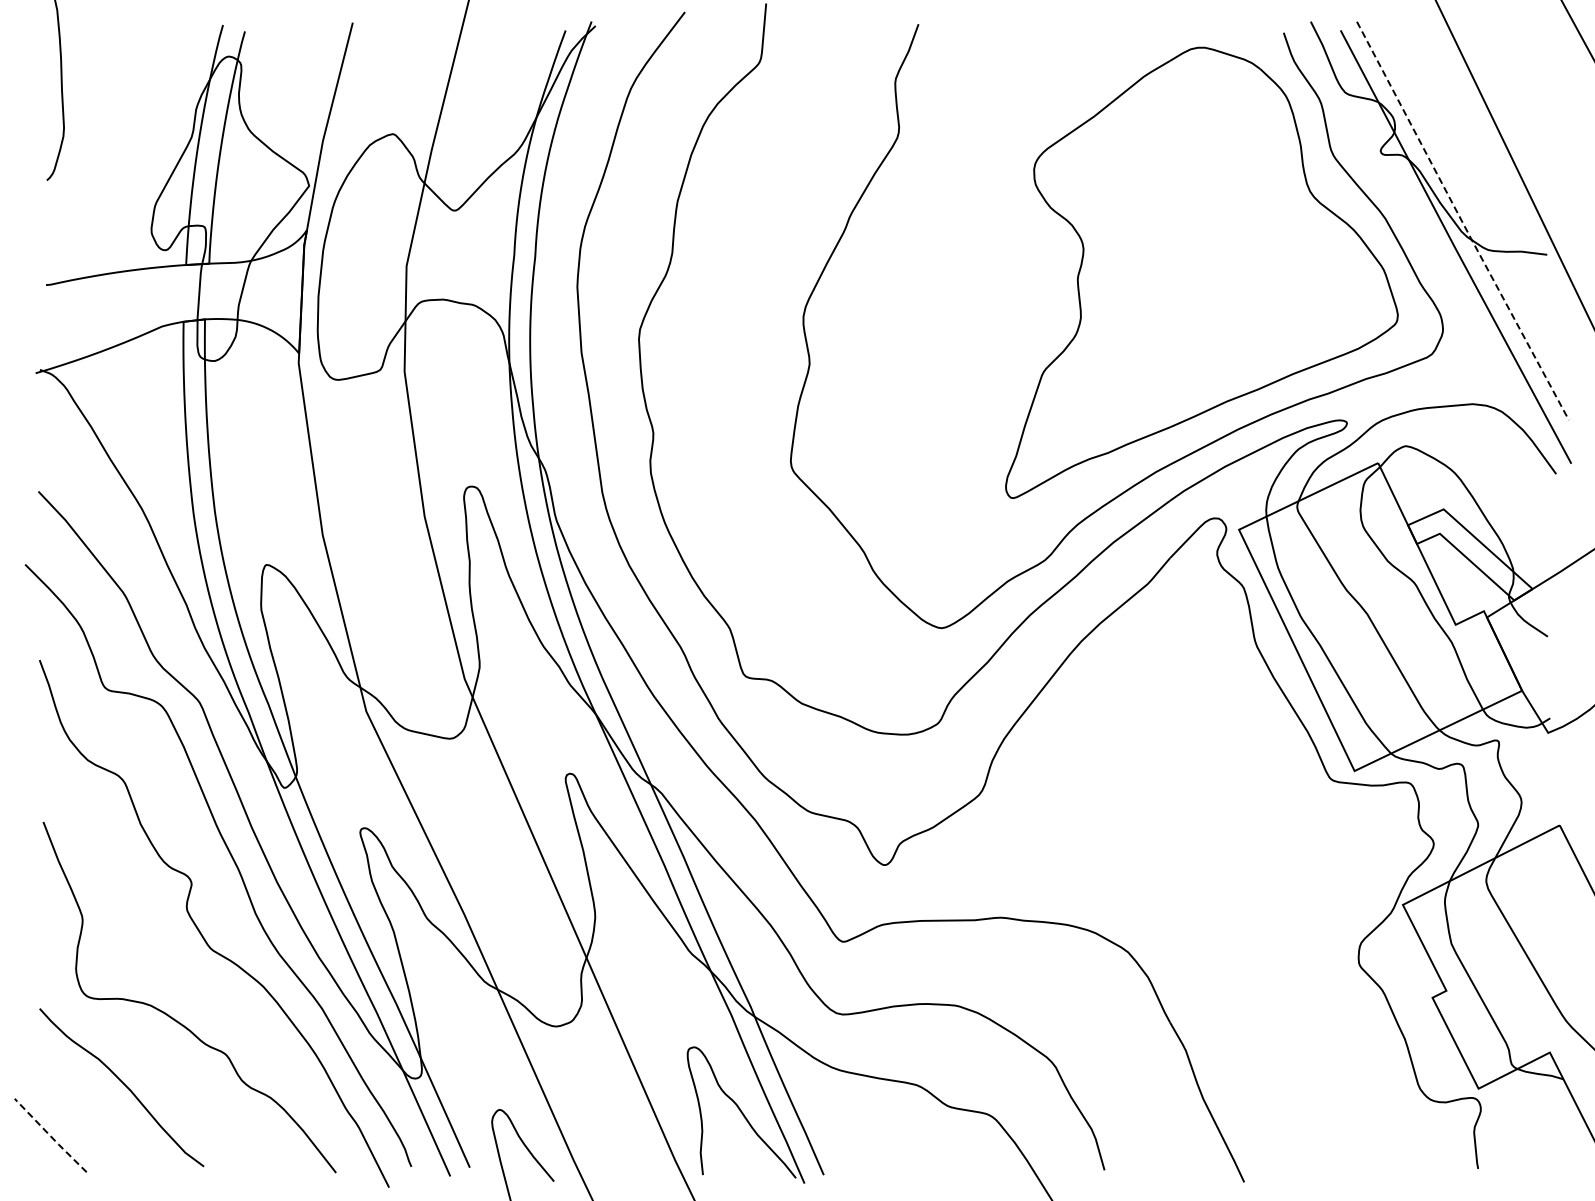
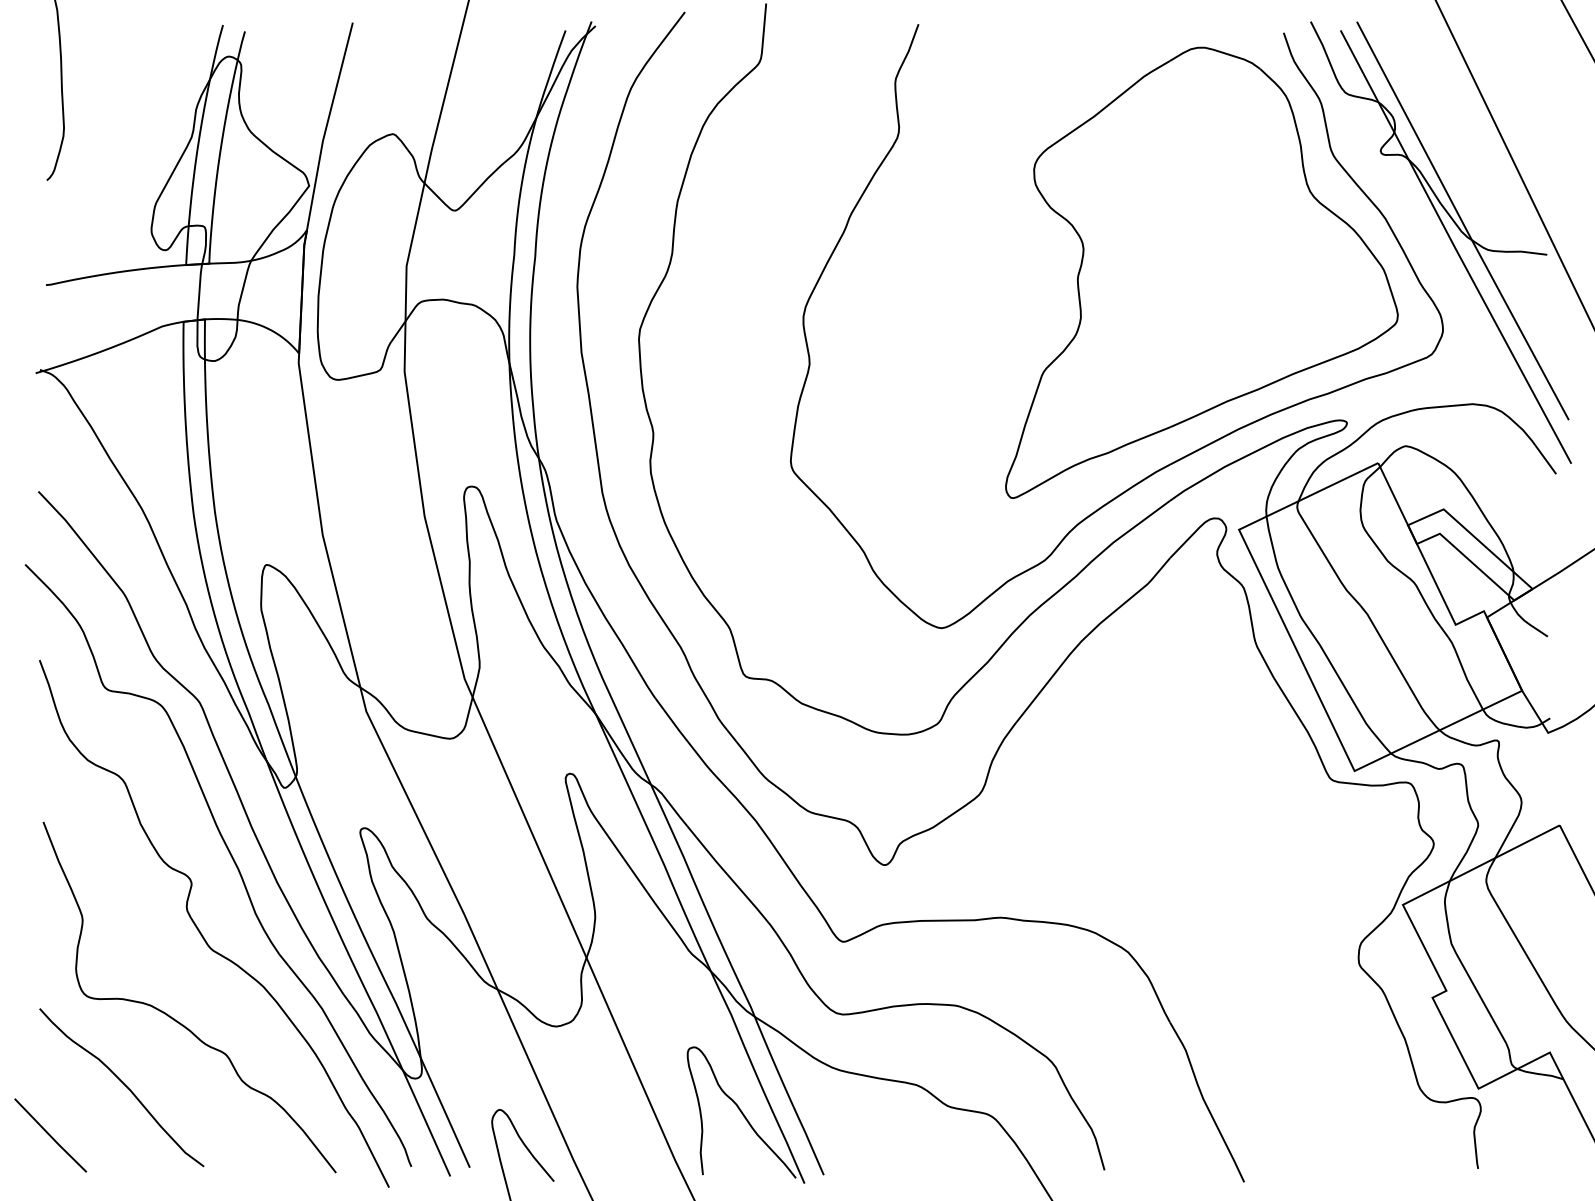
line: dashed -> solid (1462, 222)
line: dashed -> solid (50, 1135)
